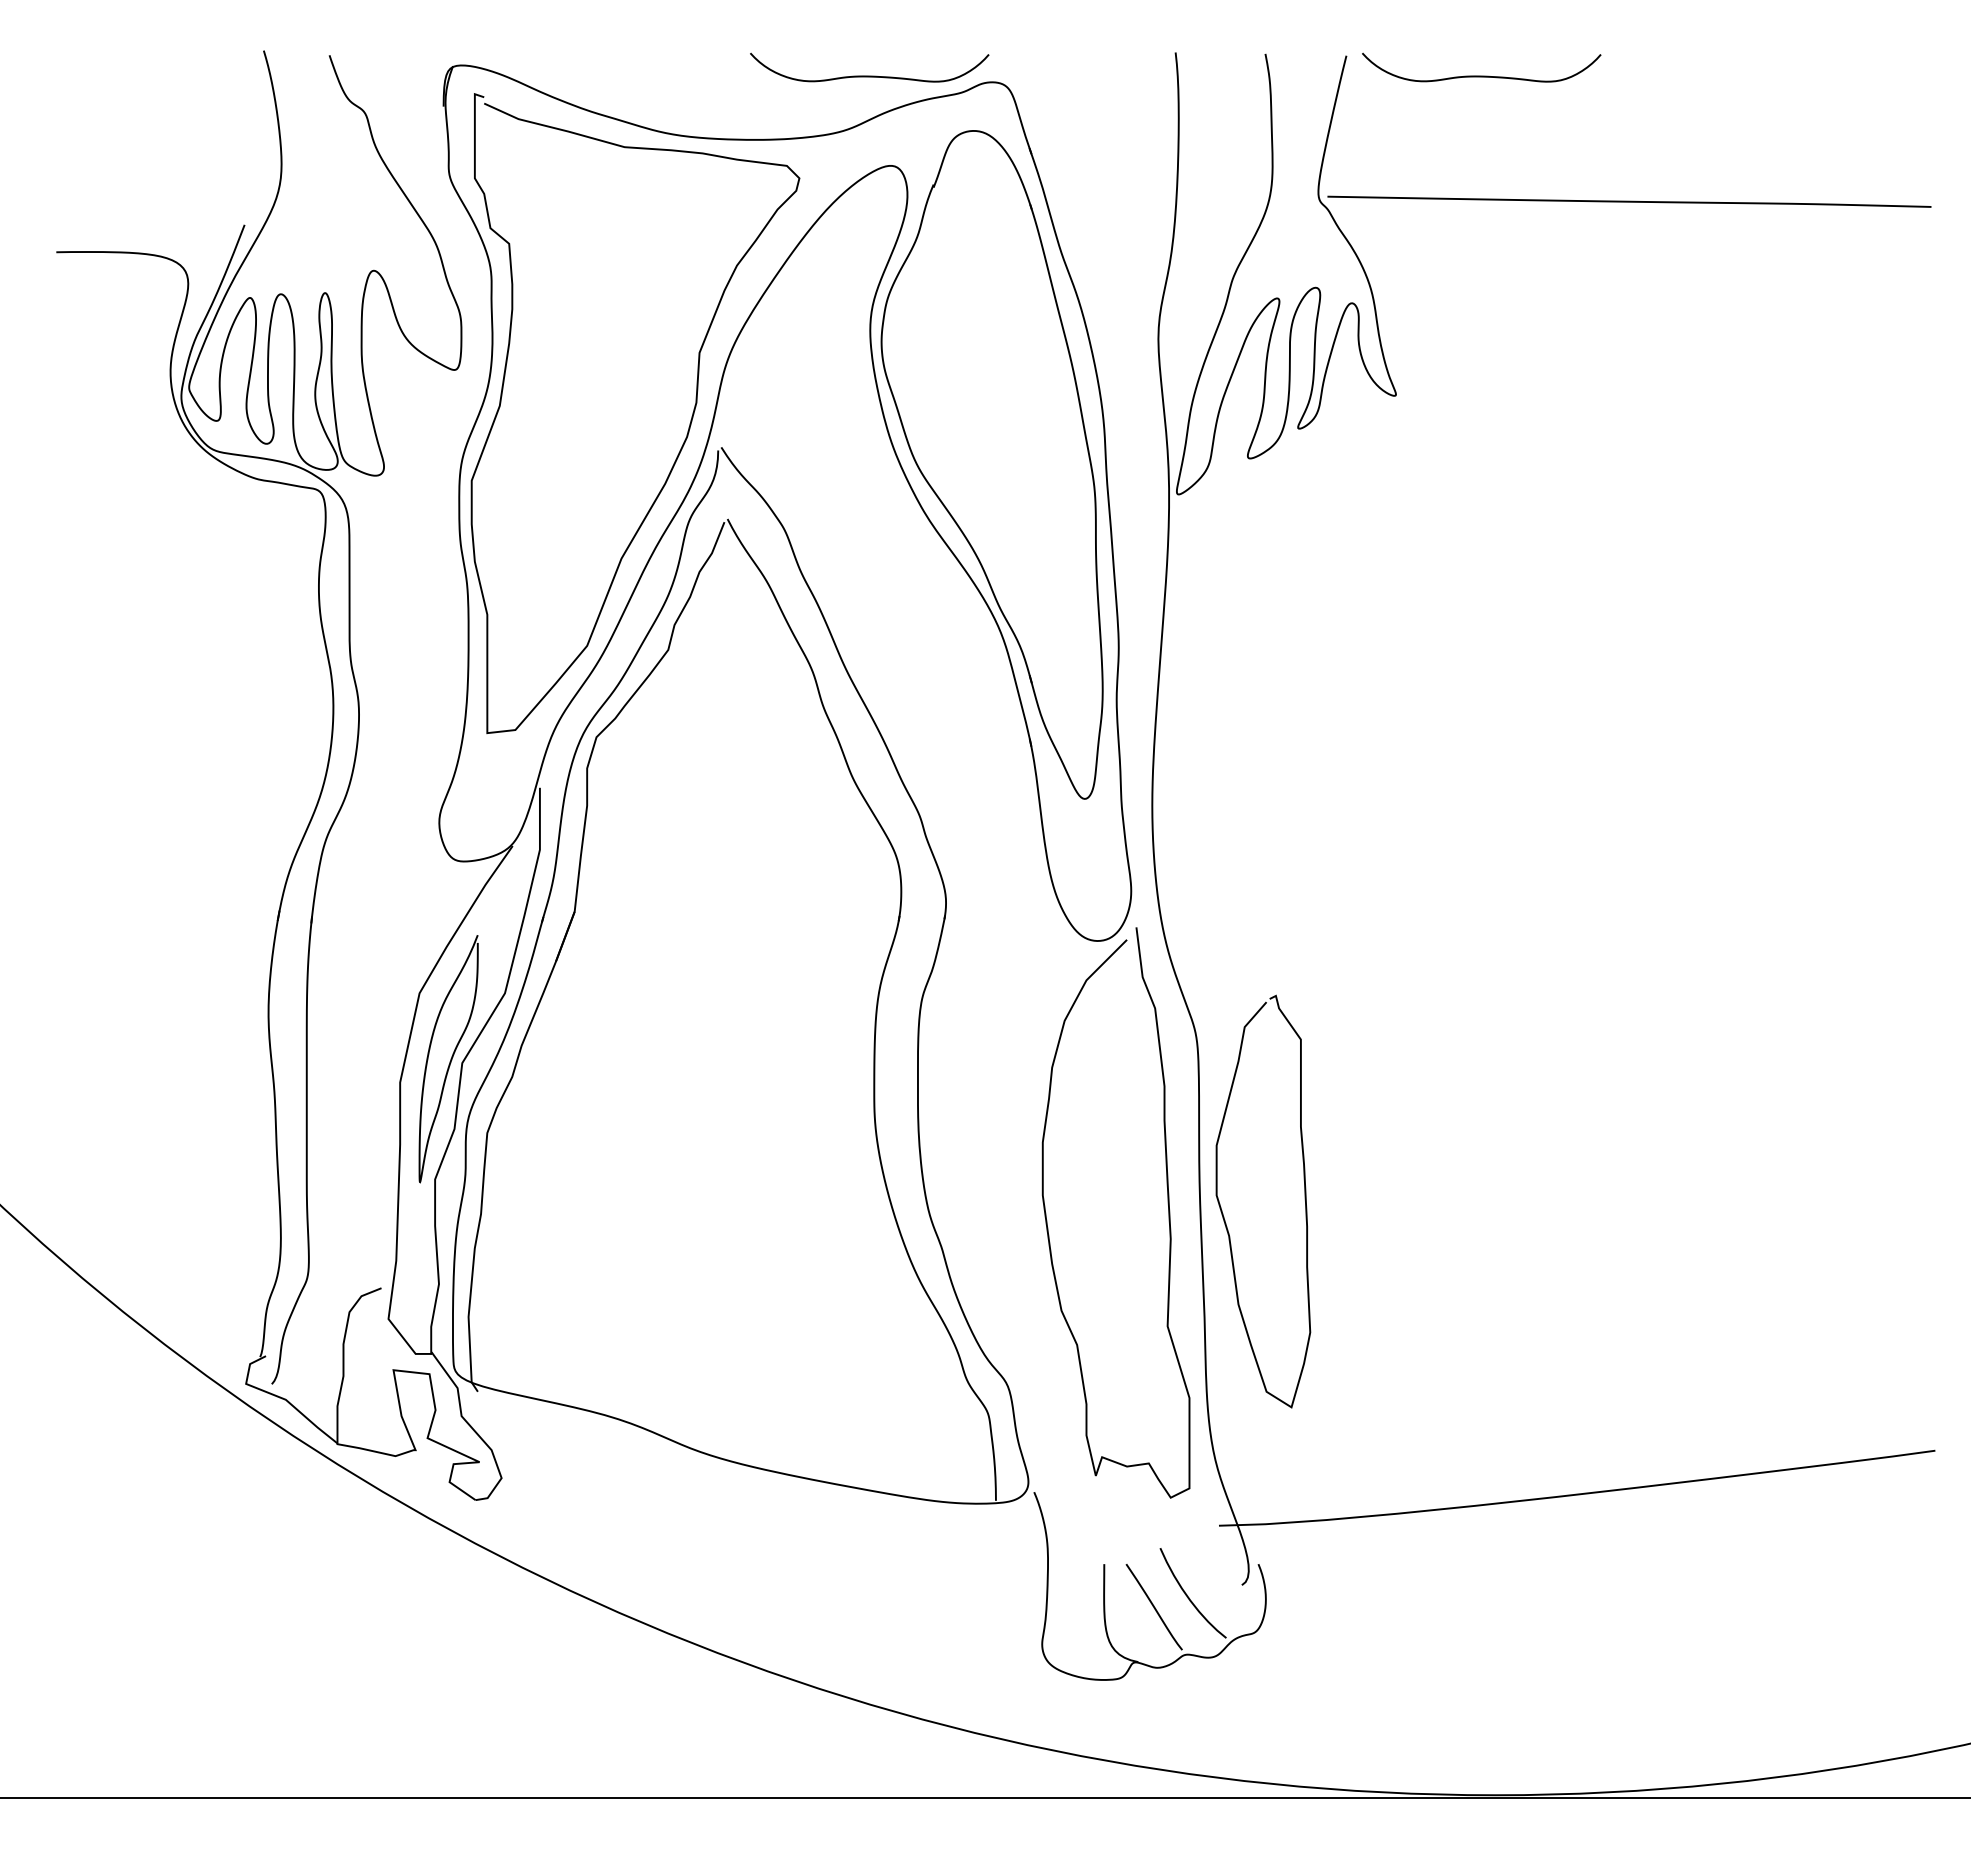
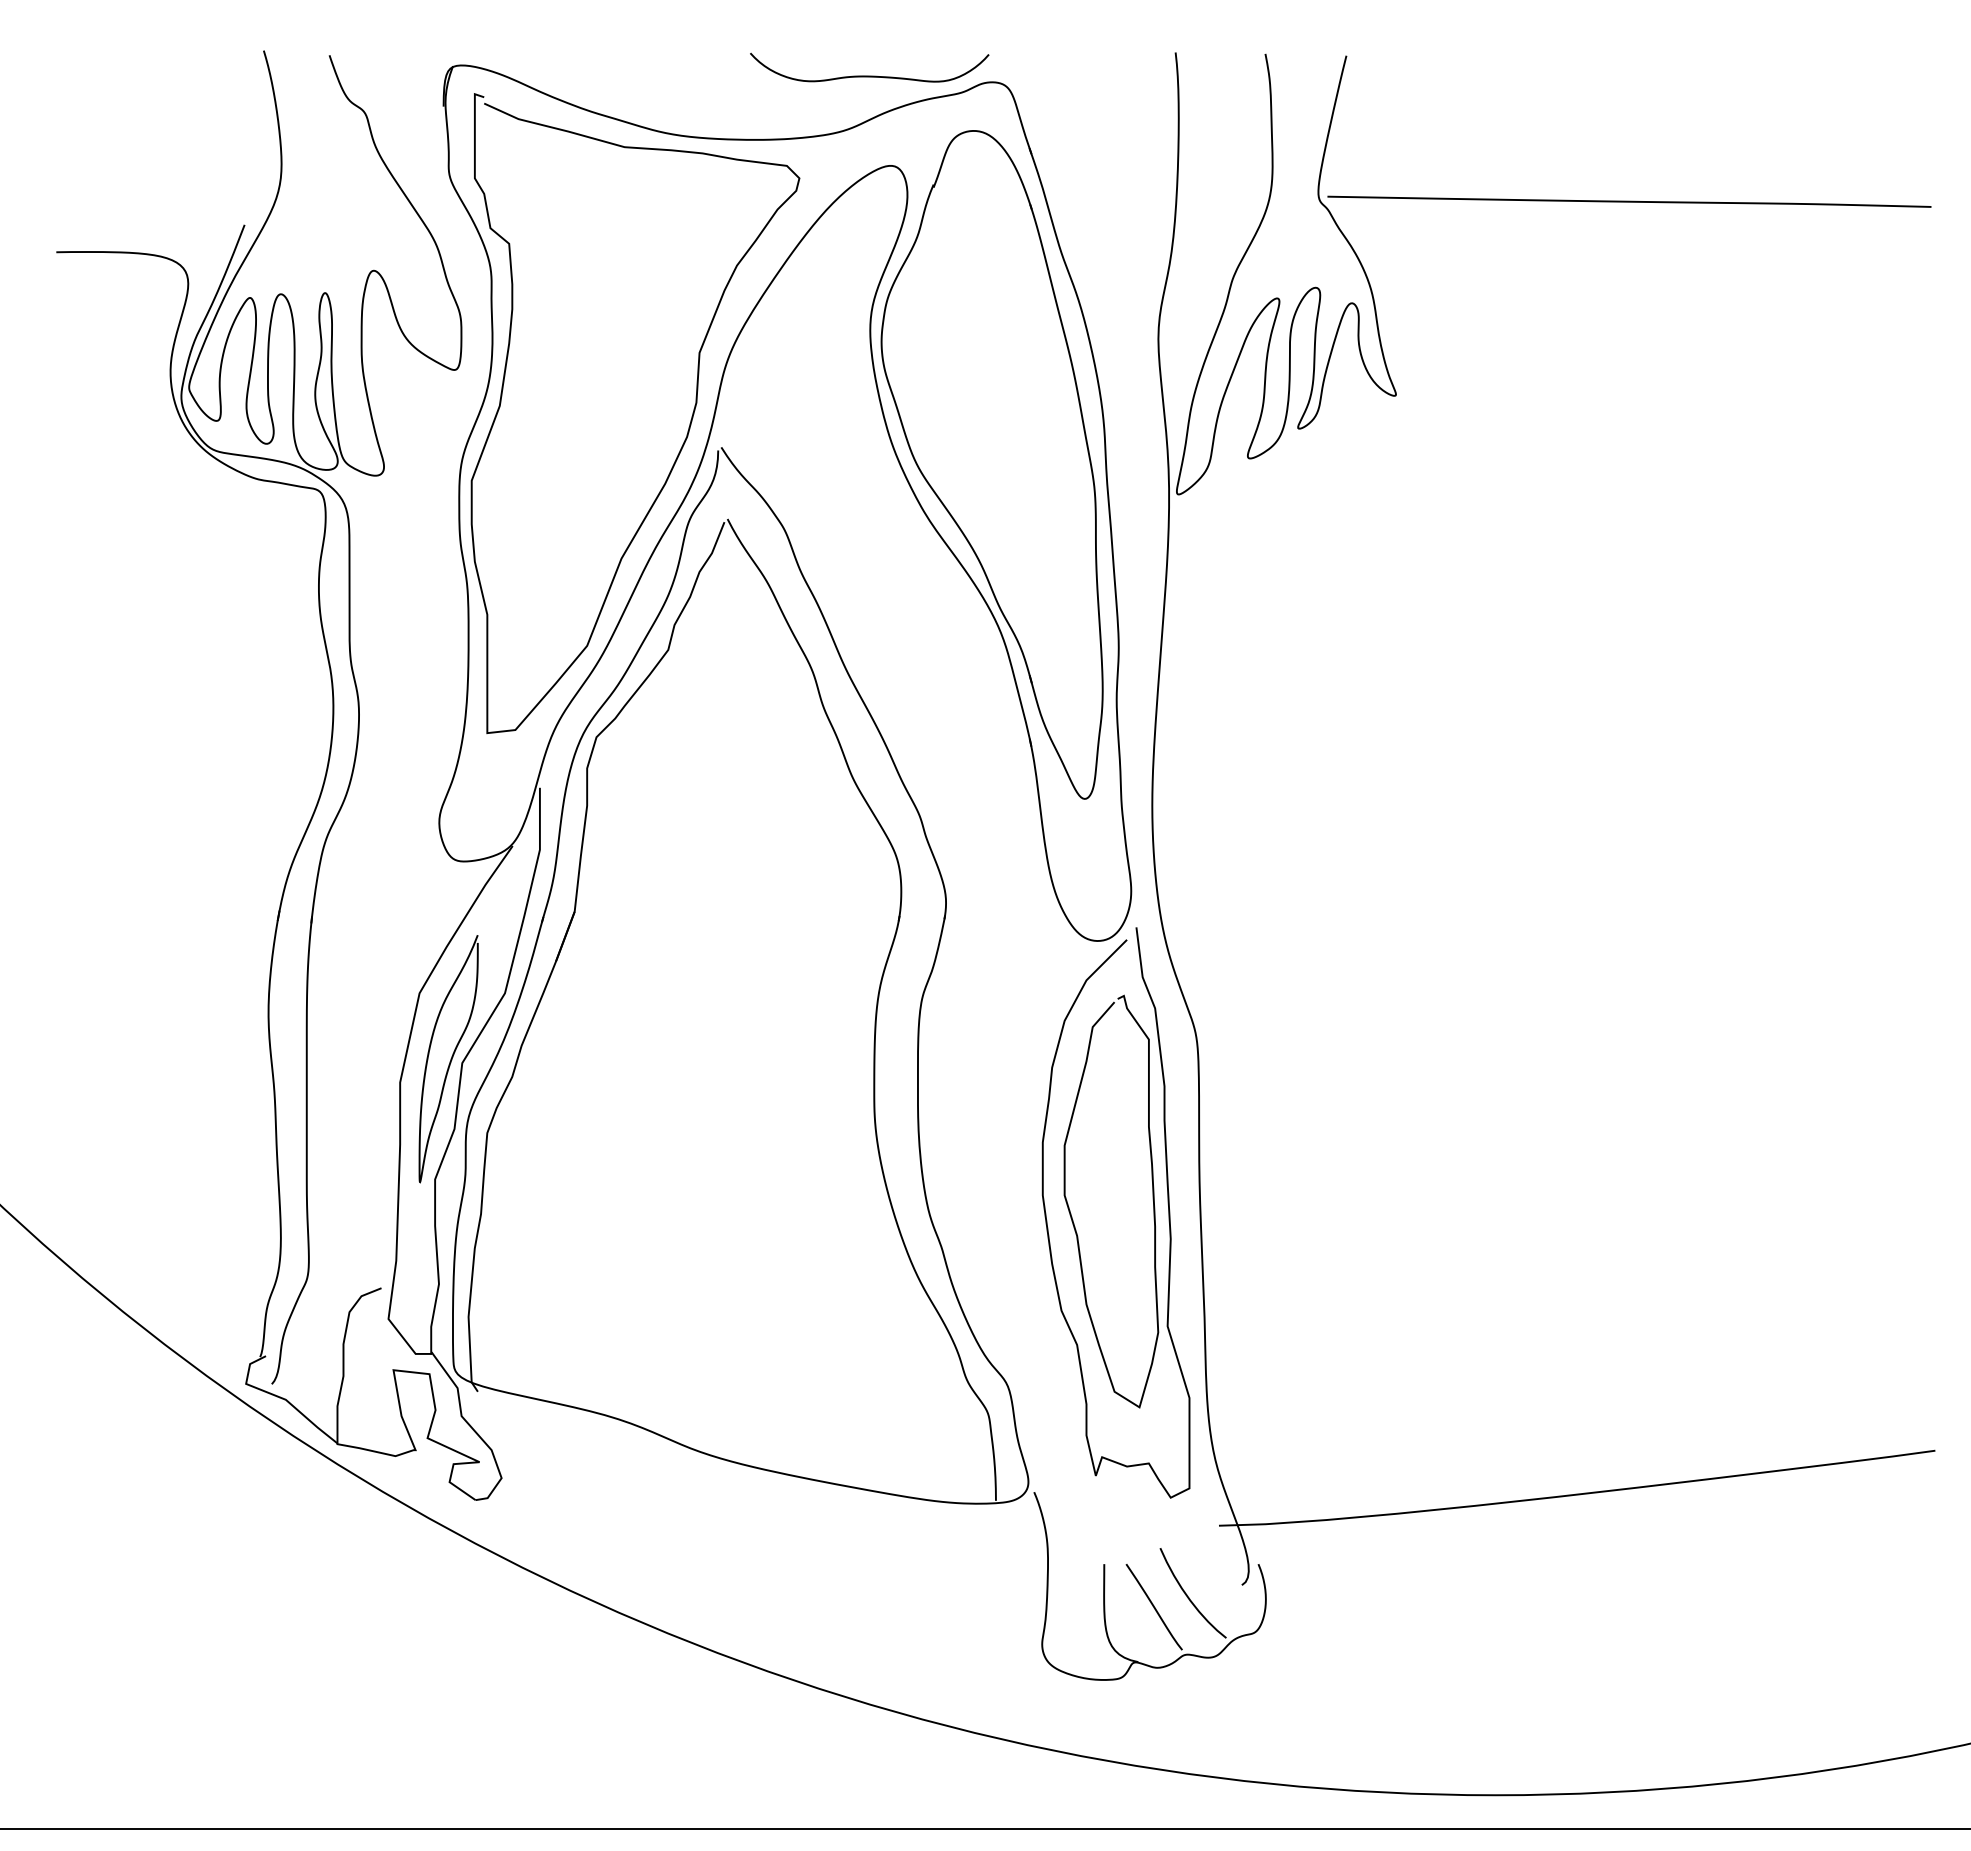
curve: present -> none (1481, 75)
curve position: (1304, 1199) -> (1152, 1199) (1152, 1199)
line position: (984, 1797) -> (984, 1828) (984, 1828)
